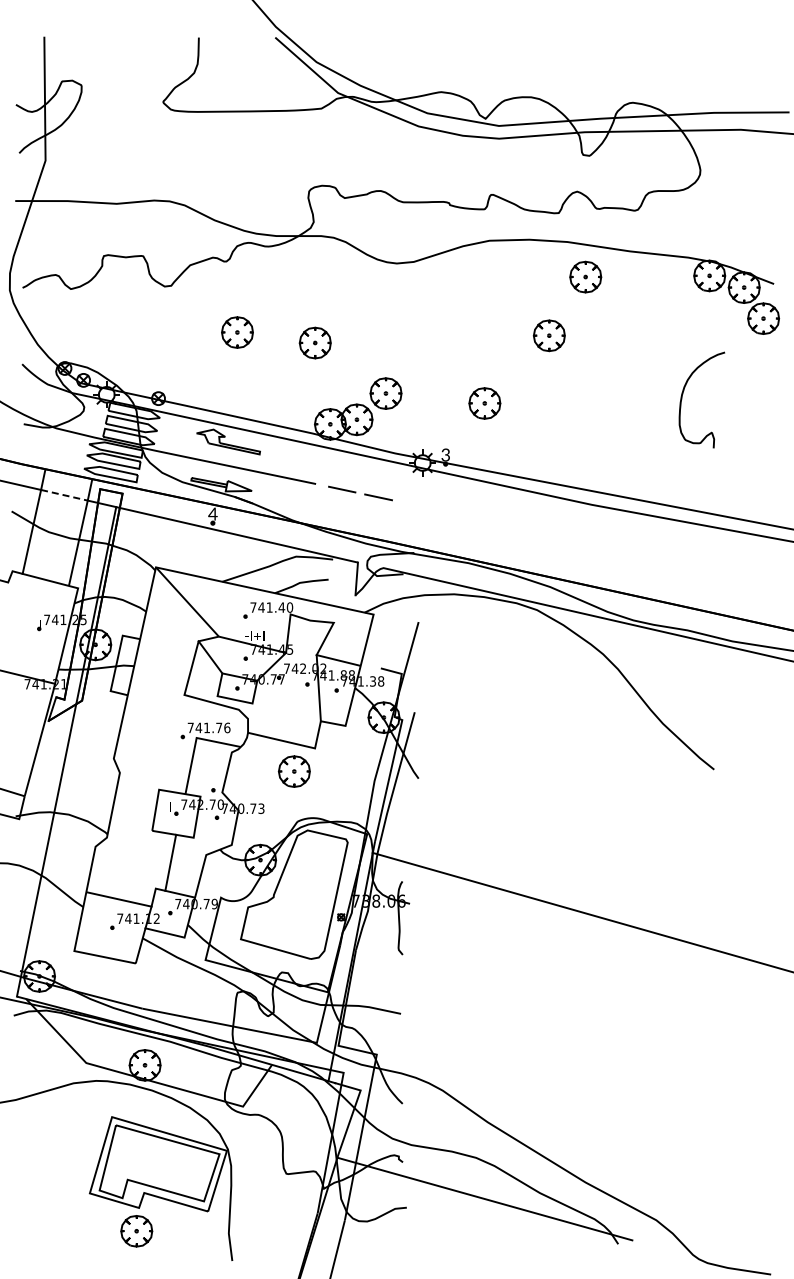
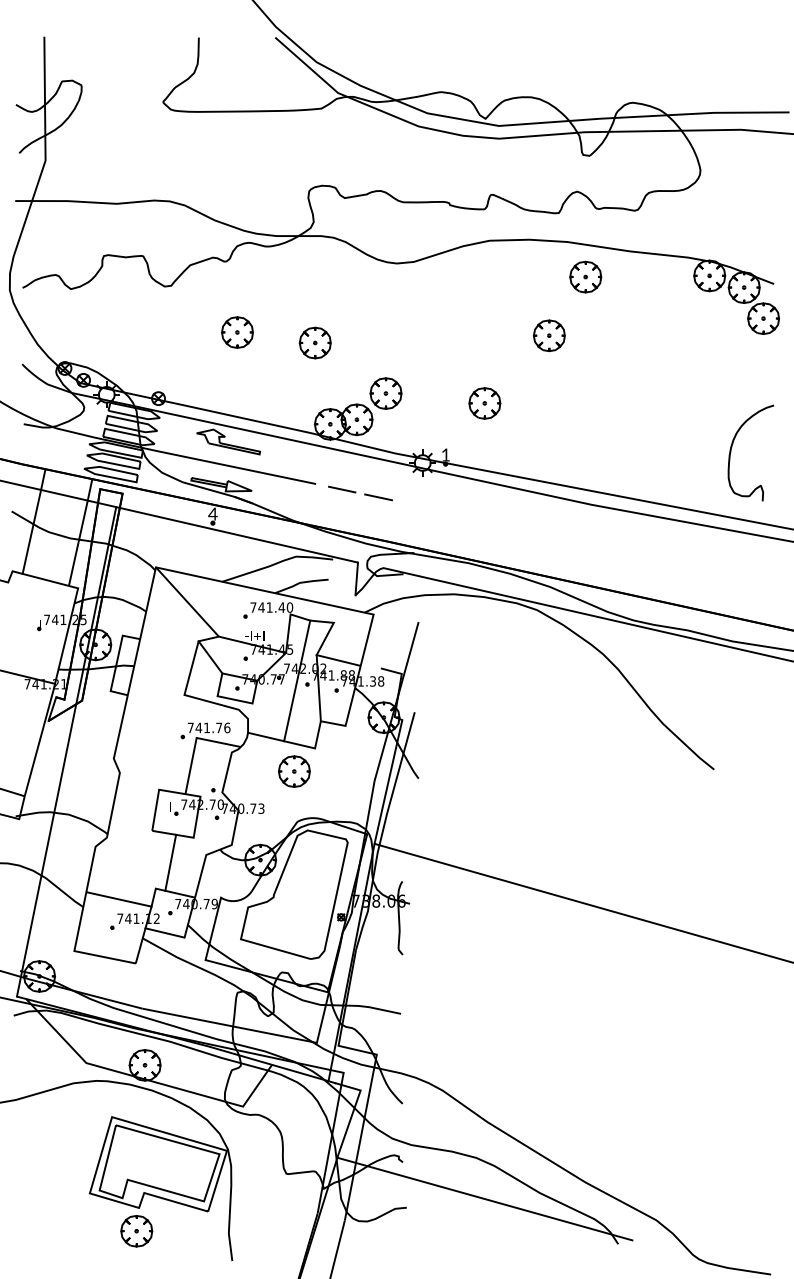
curve position: (683, 394) -> (732, 447) (732, 447)
text: 3 -> 1 (445, 454)
line: dashed -> solid (64, 495)
line: none -> present (297, 680)
line position: (581, 911) -> (582, 902) (582, 902)
